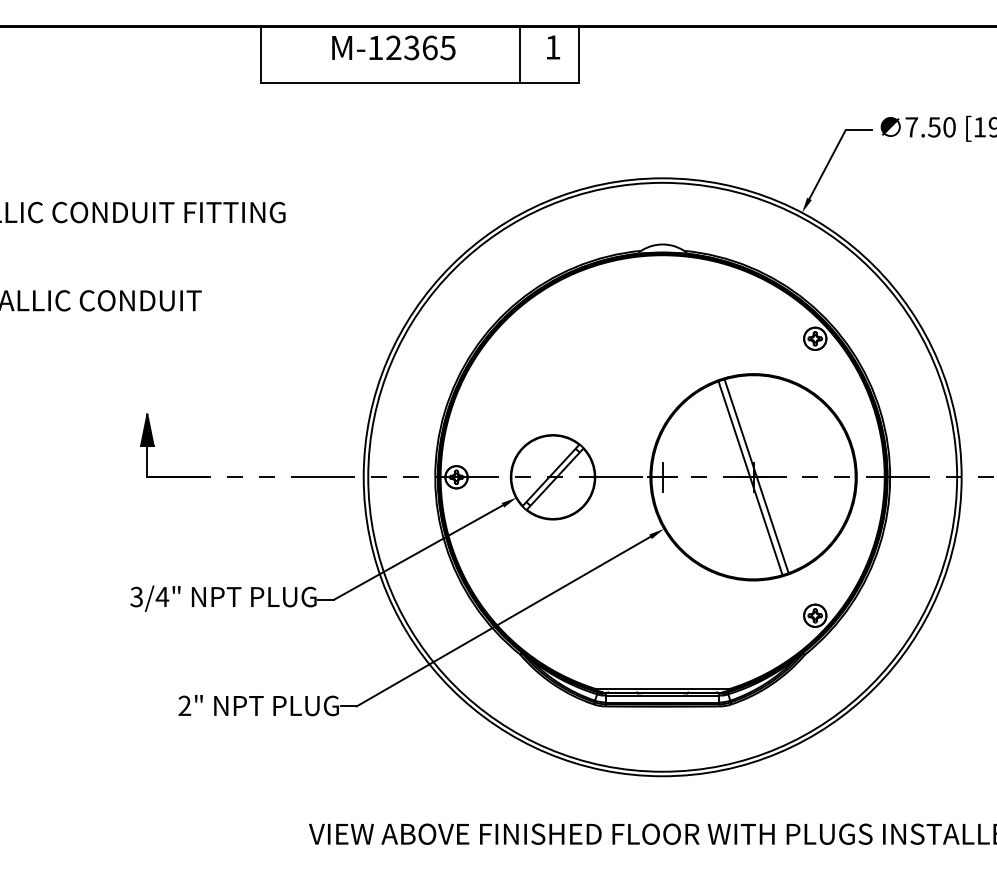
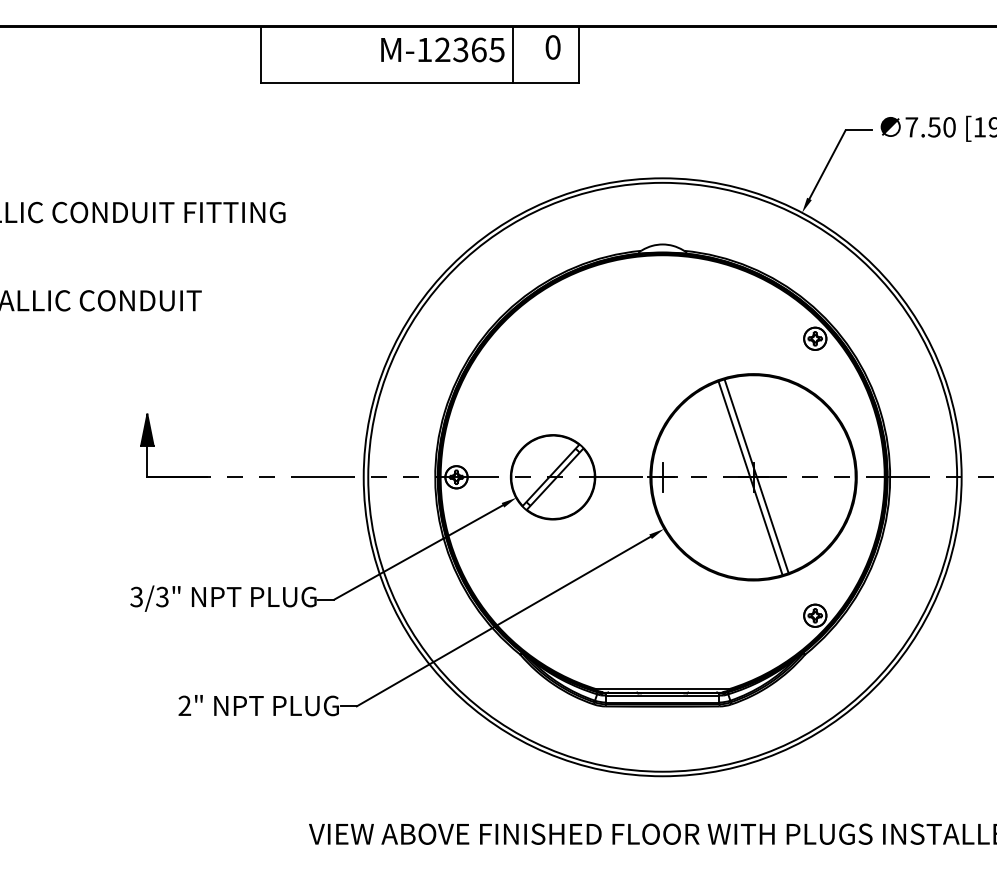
text position: (393, 47) -> (442, 49) (442, 49)
text: 1 -> 0 (552, 47)
line position: (519, 54) -> (512, 54) (512, 54)
text: 3/4" -> 3/3" (162, 596)
